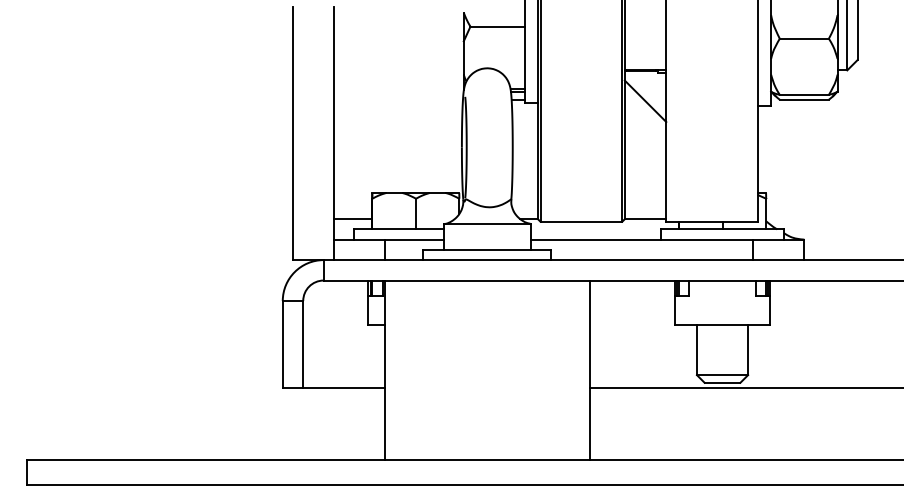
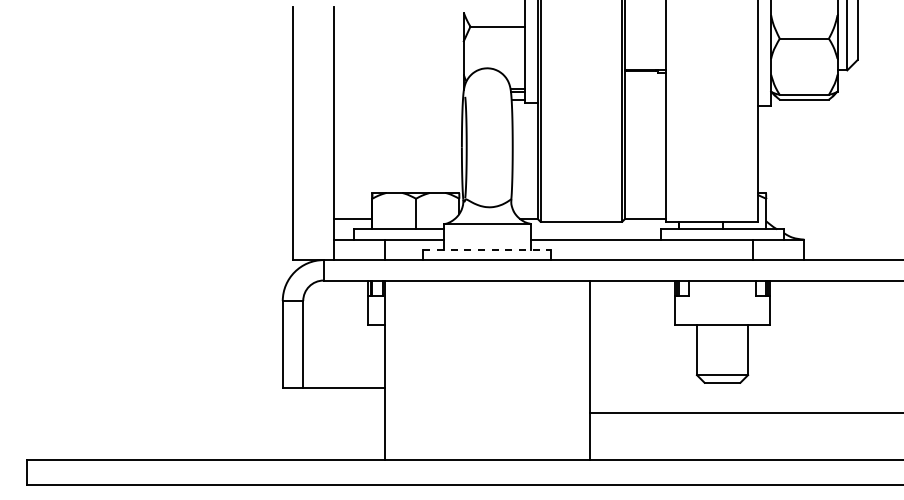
line: present -> none (645, 101)
line: solid -> dashed (487, 249)
line position: (744, 387) -> (744, 412) (744, 412)
